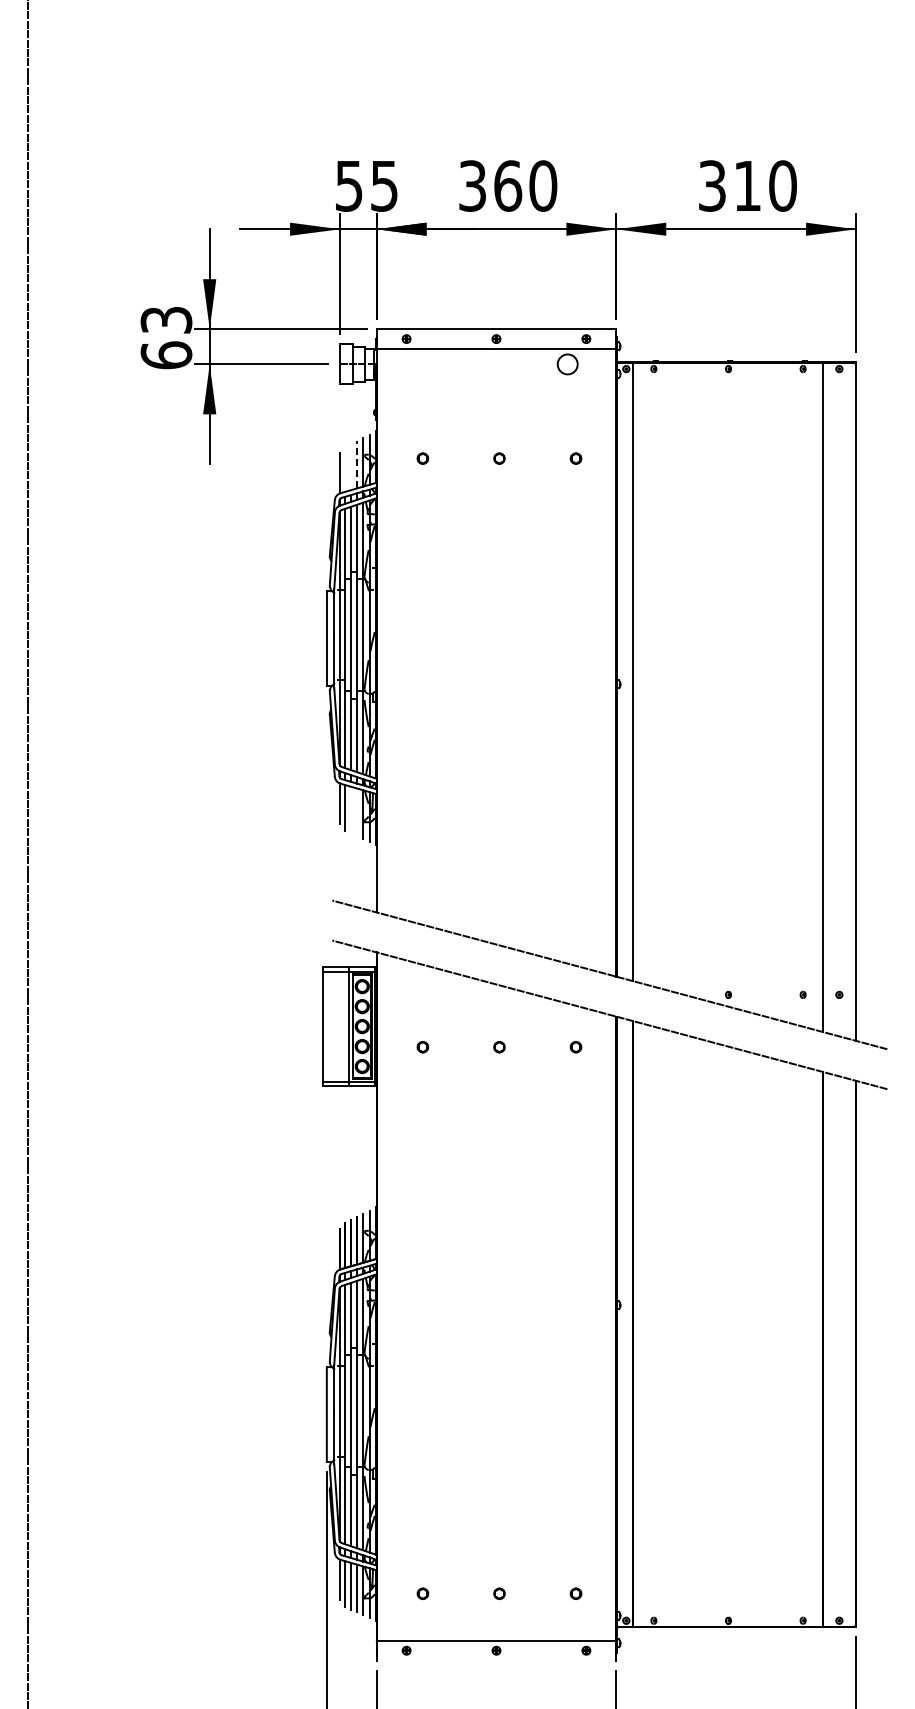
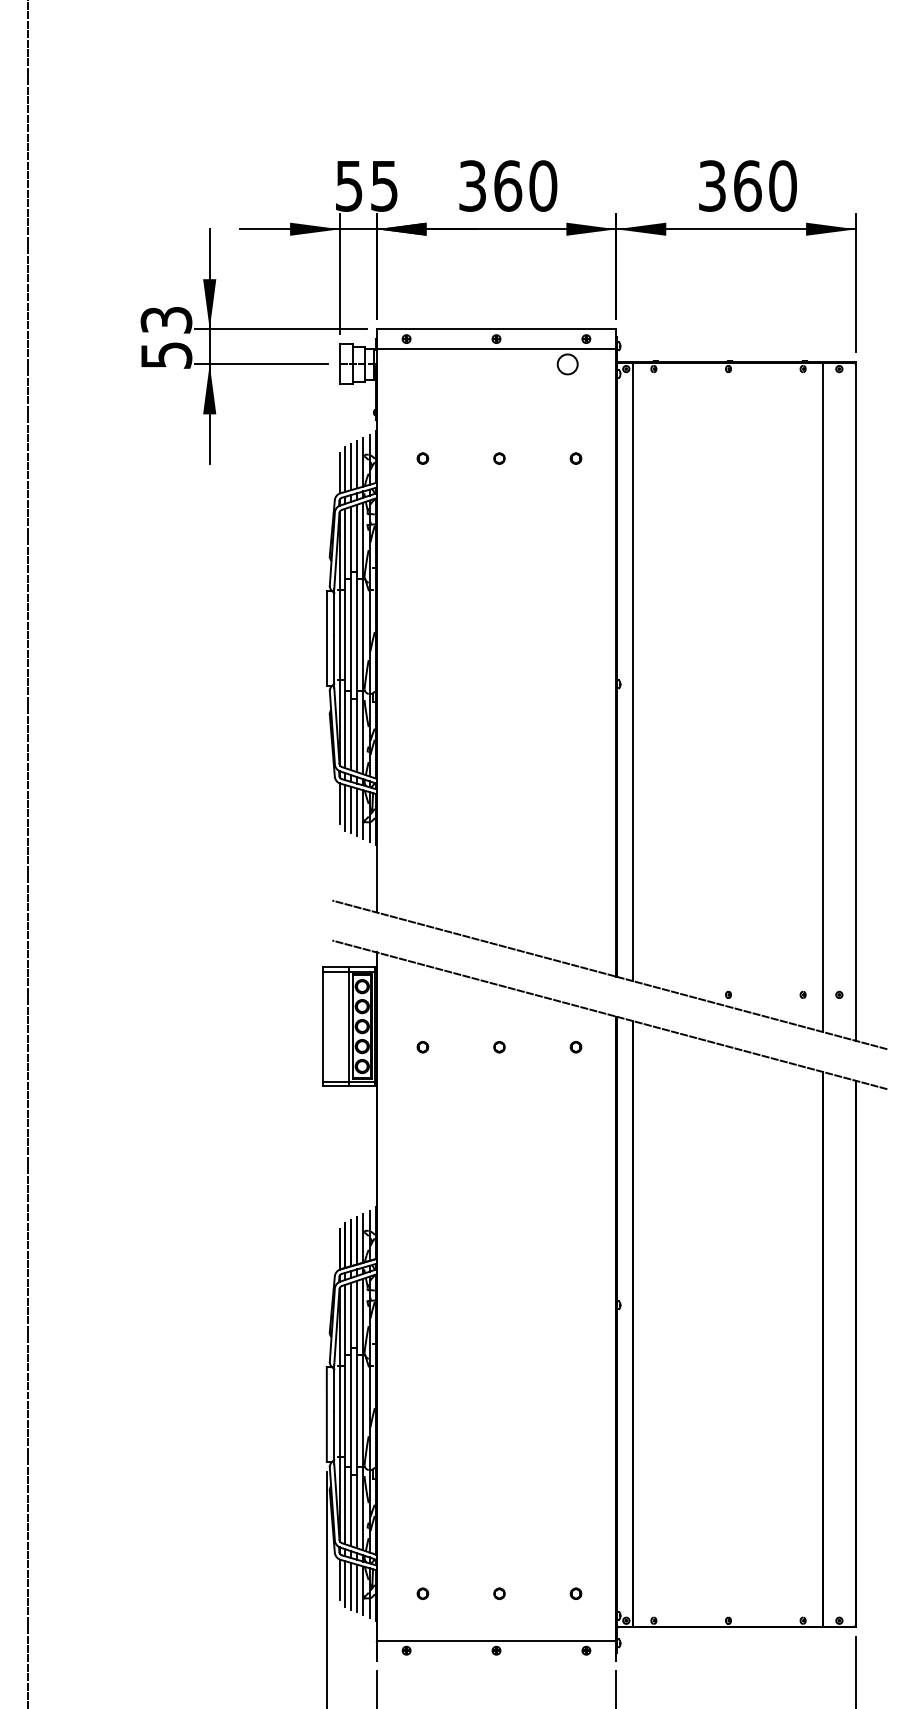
text: 310 -> 360 (747, 185)
text: 63 -> 53 (166, 355)
line: dashed -> solid (357, 464)
line: none -> present (351, 466)
line: none -> present (345, 468)
line: none -> present (351, 809)
line: none -> present (357, 812)
